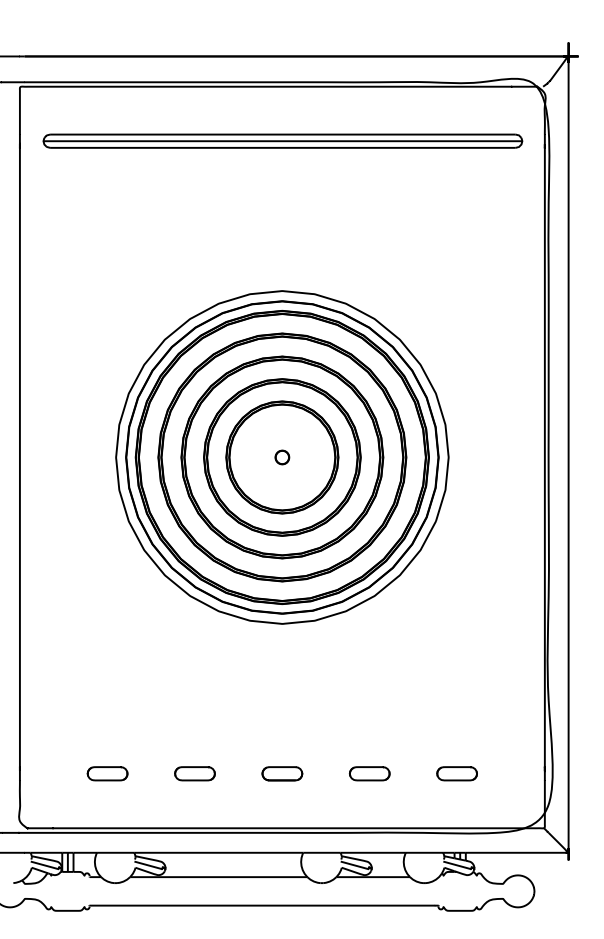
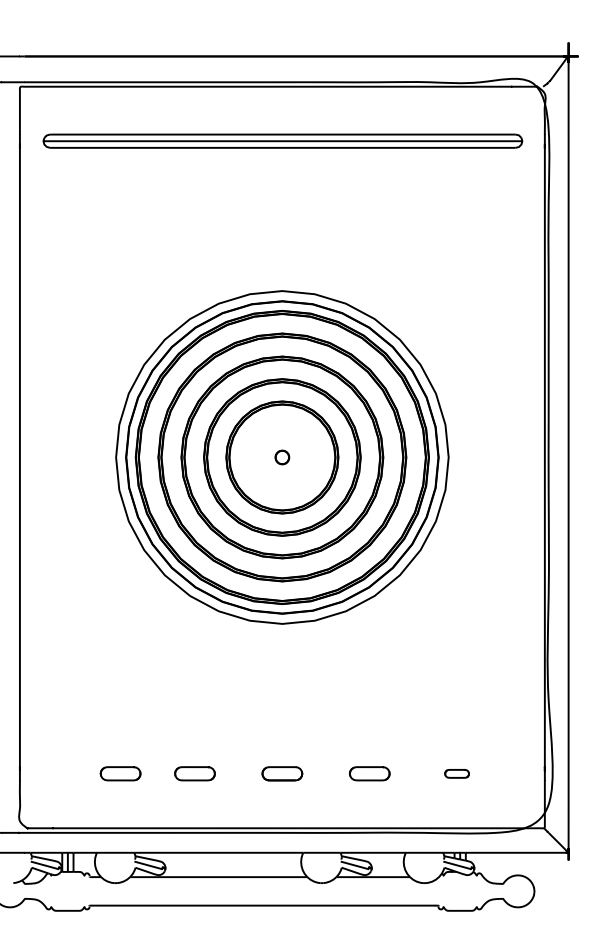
part position: (107, 773) -> (120, 773) (120, 773)
part size: 42x16 px -> 26x10 px (456, 773)
